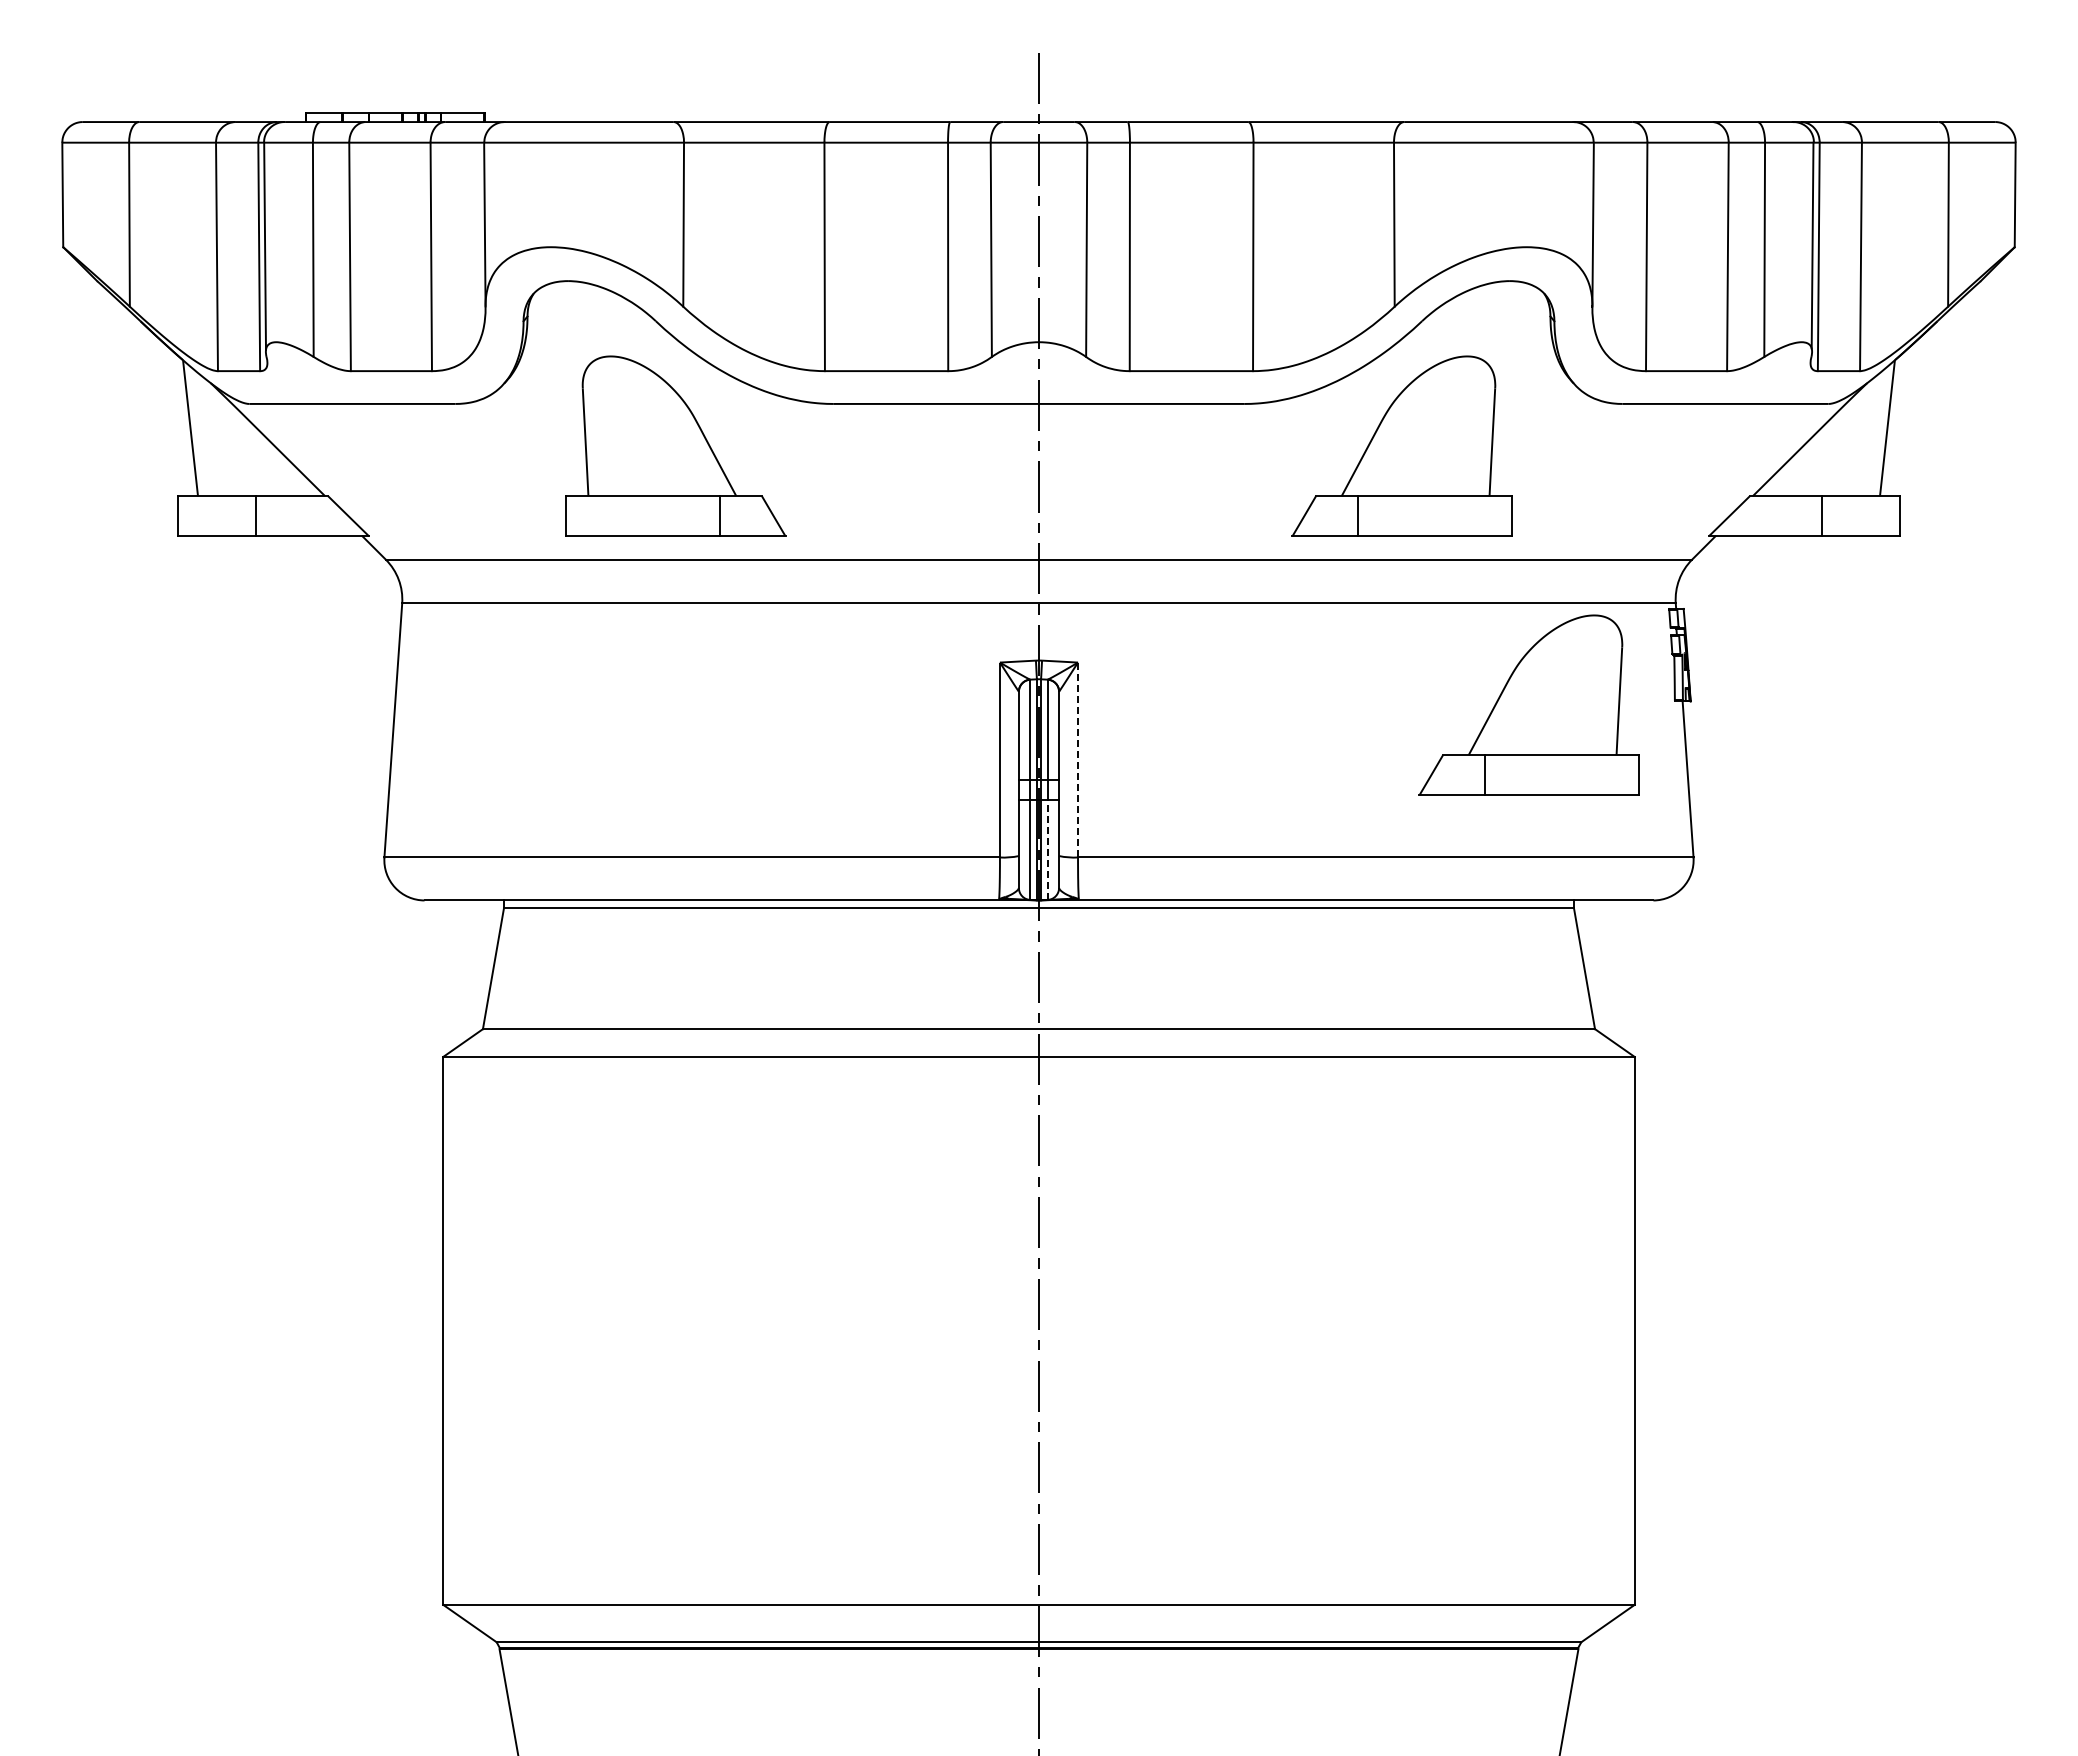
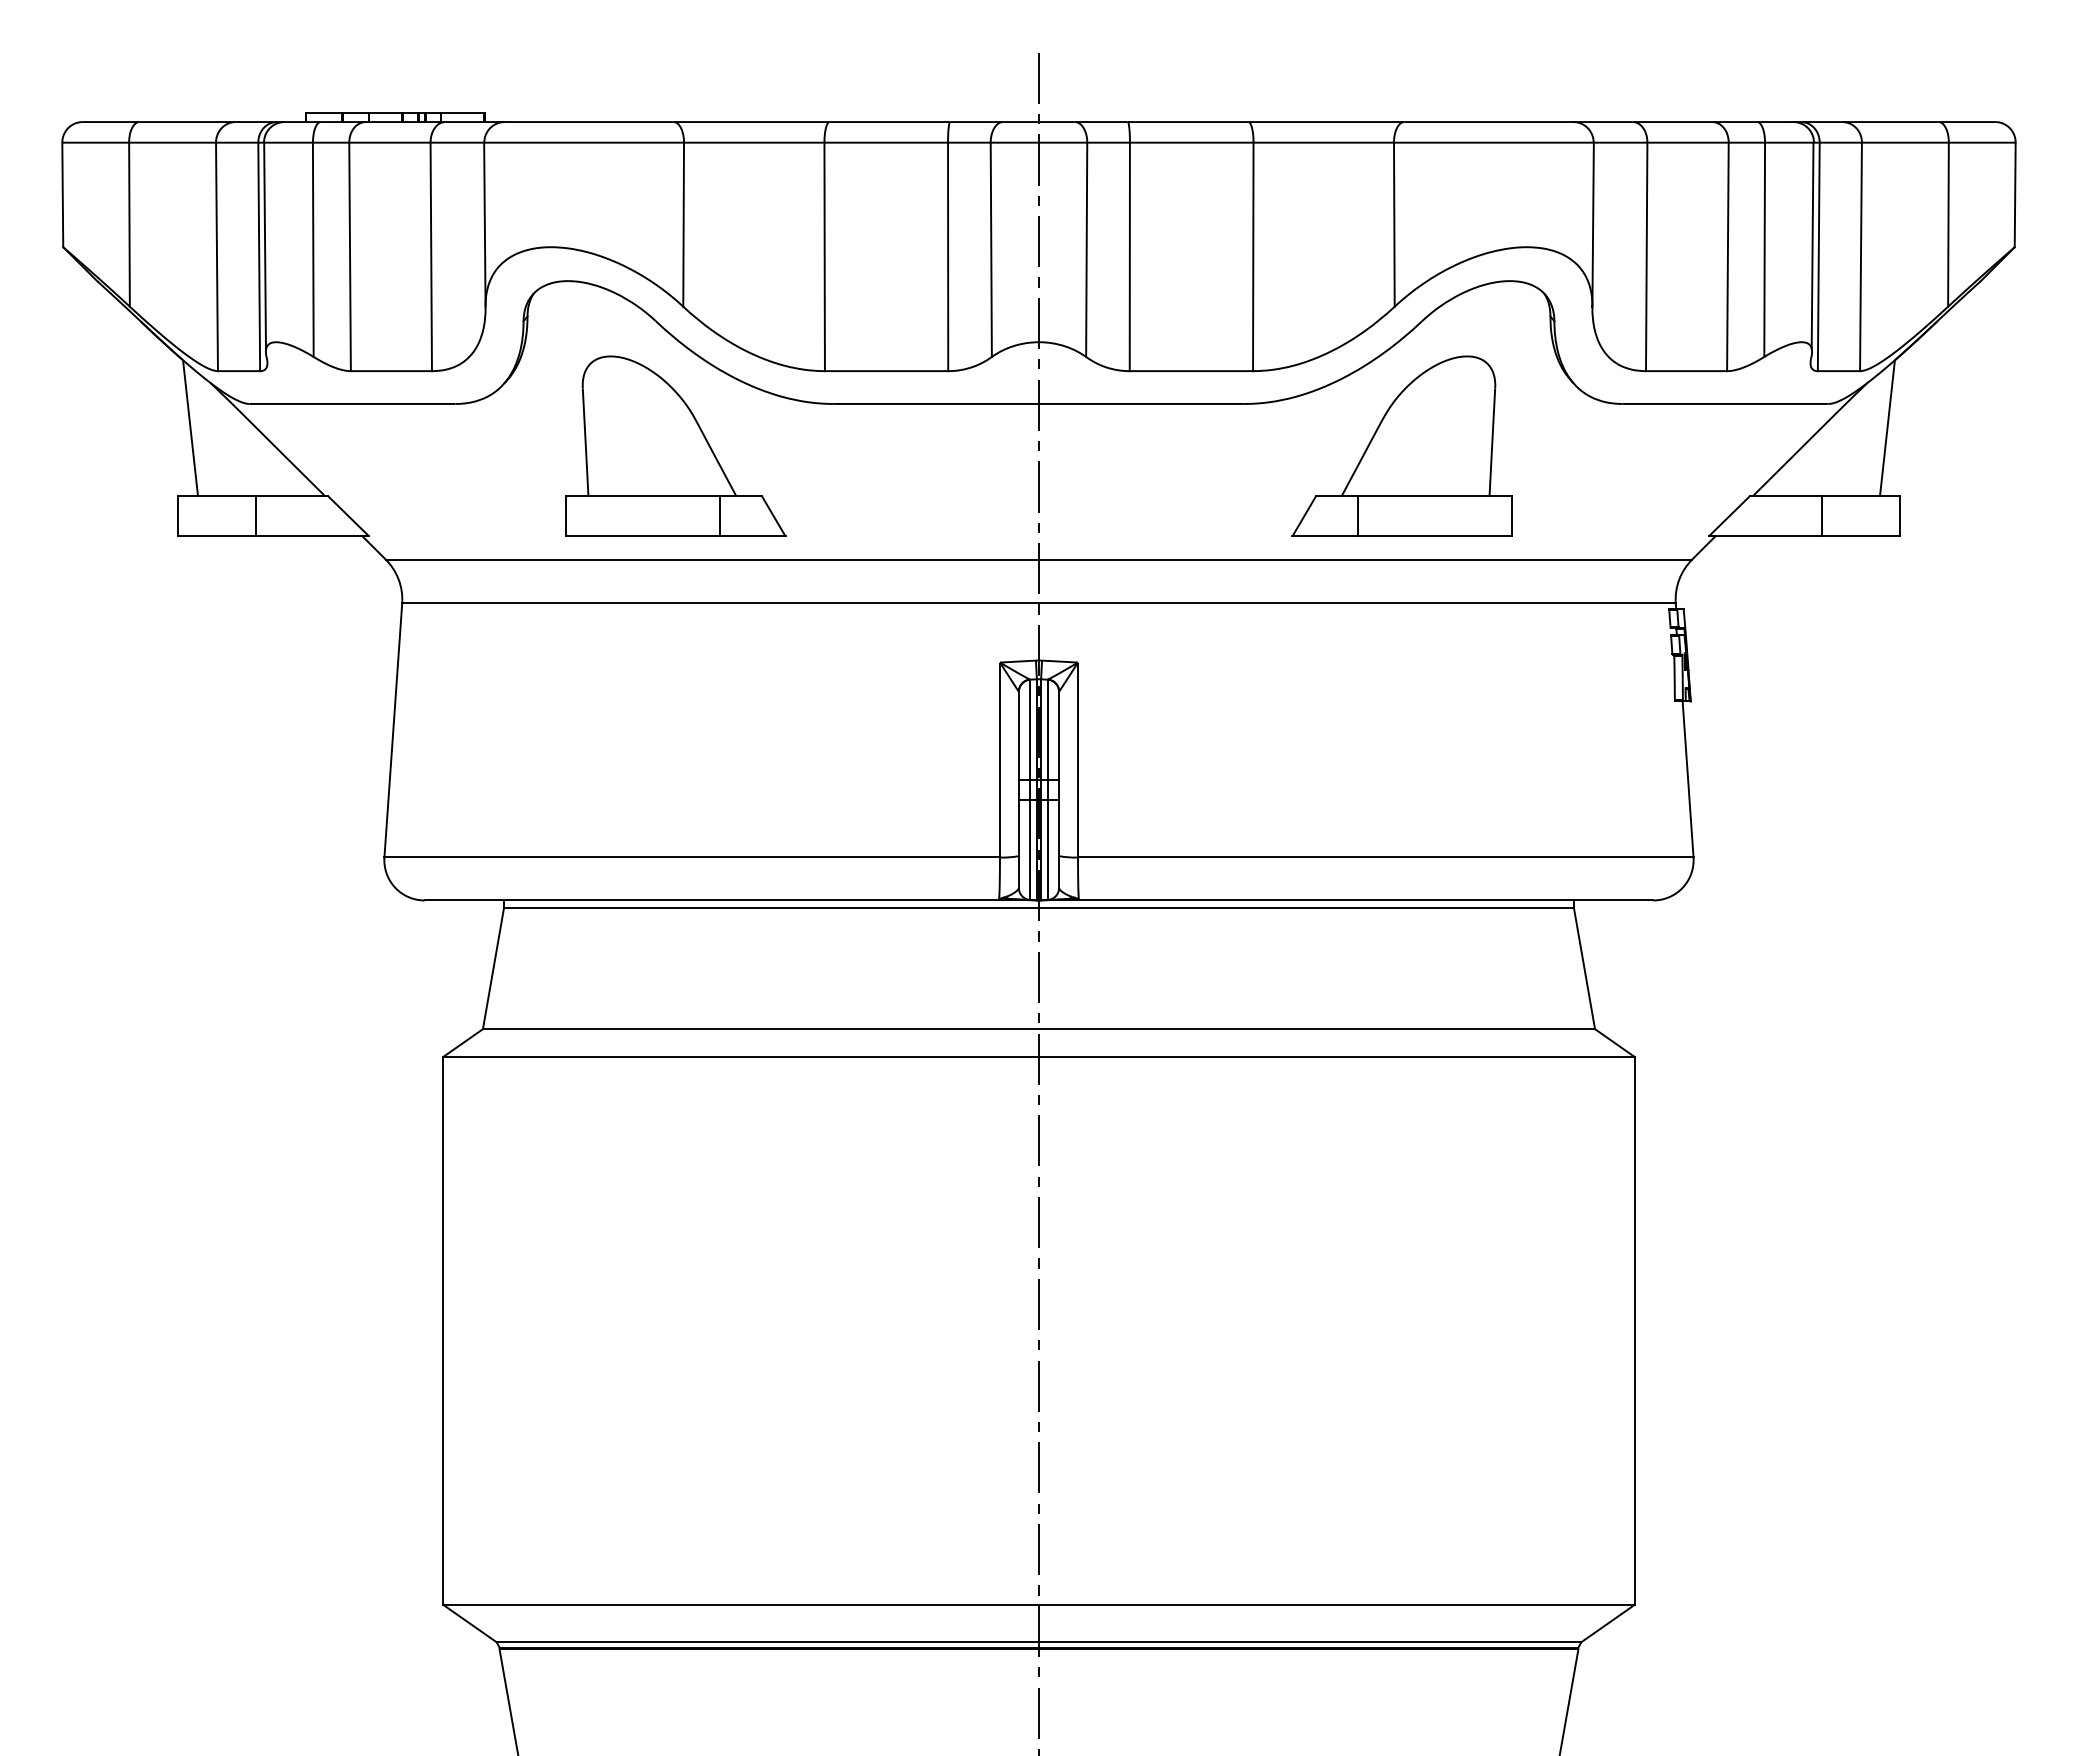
part: present -> none (1528, 704)
line: dashed -> solid (1078, 759)
line: dashed -> solid (1047, 849)
